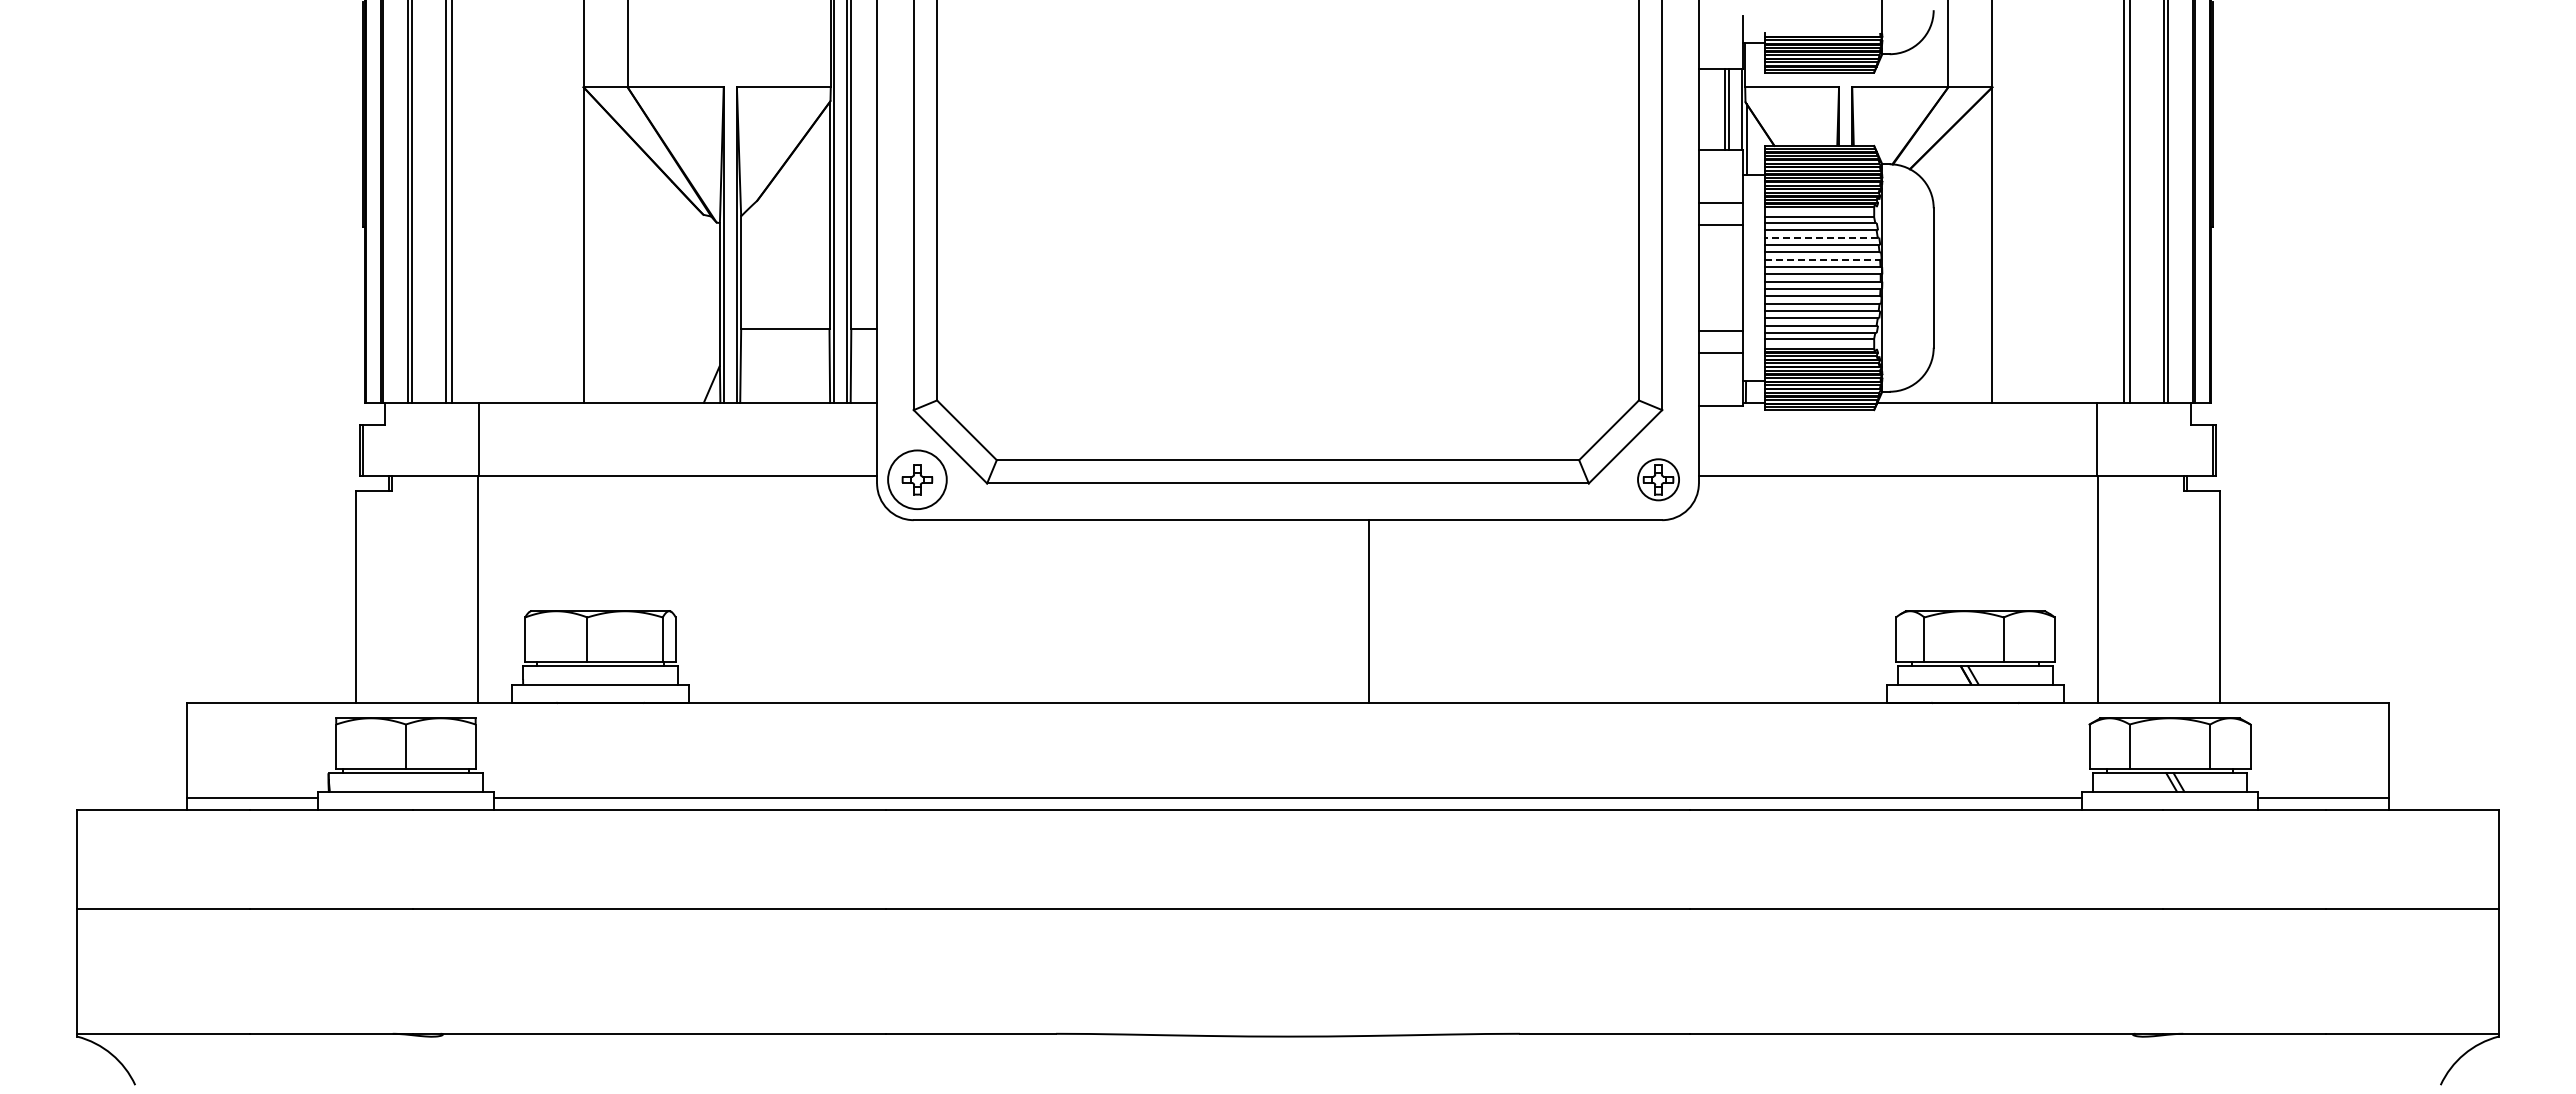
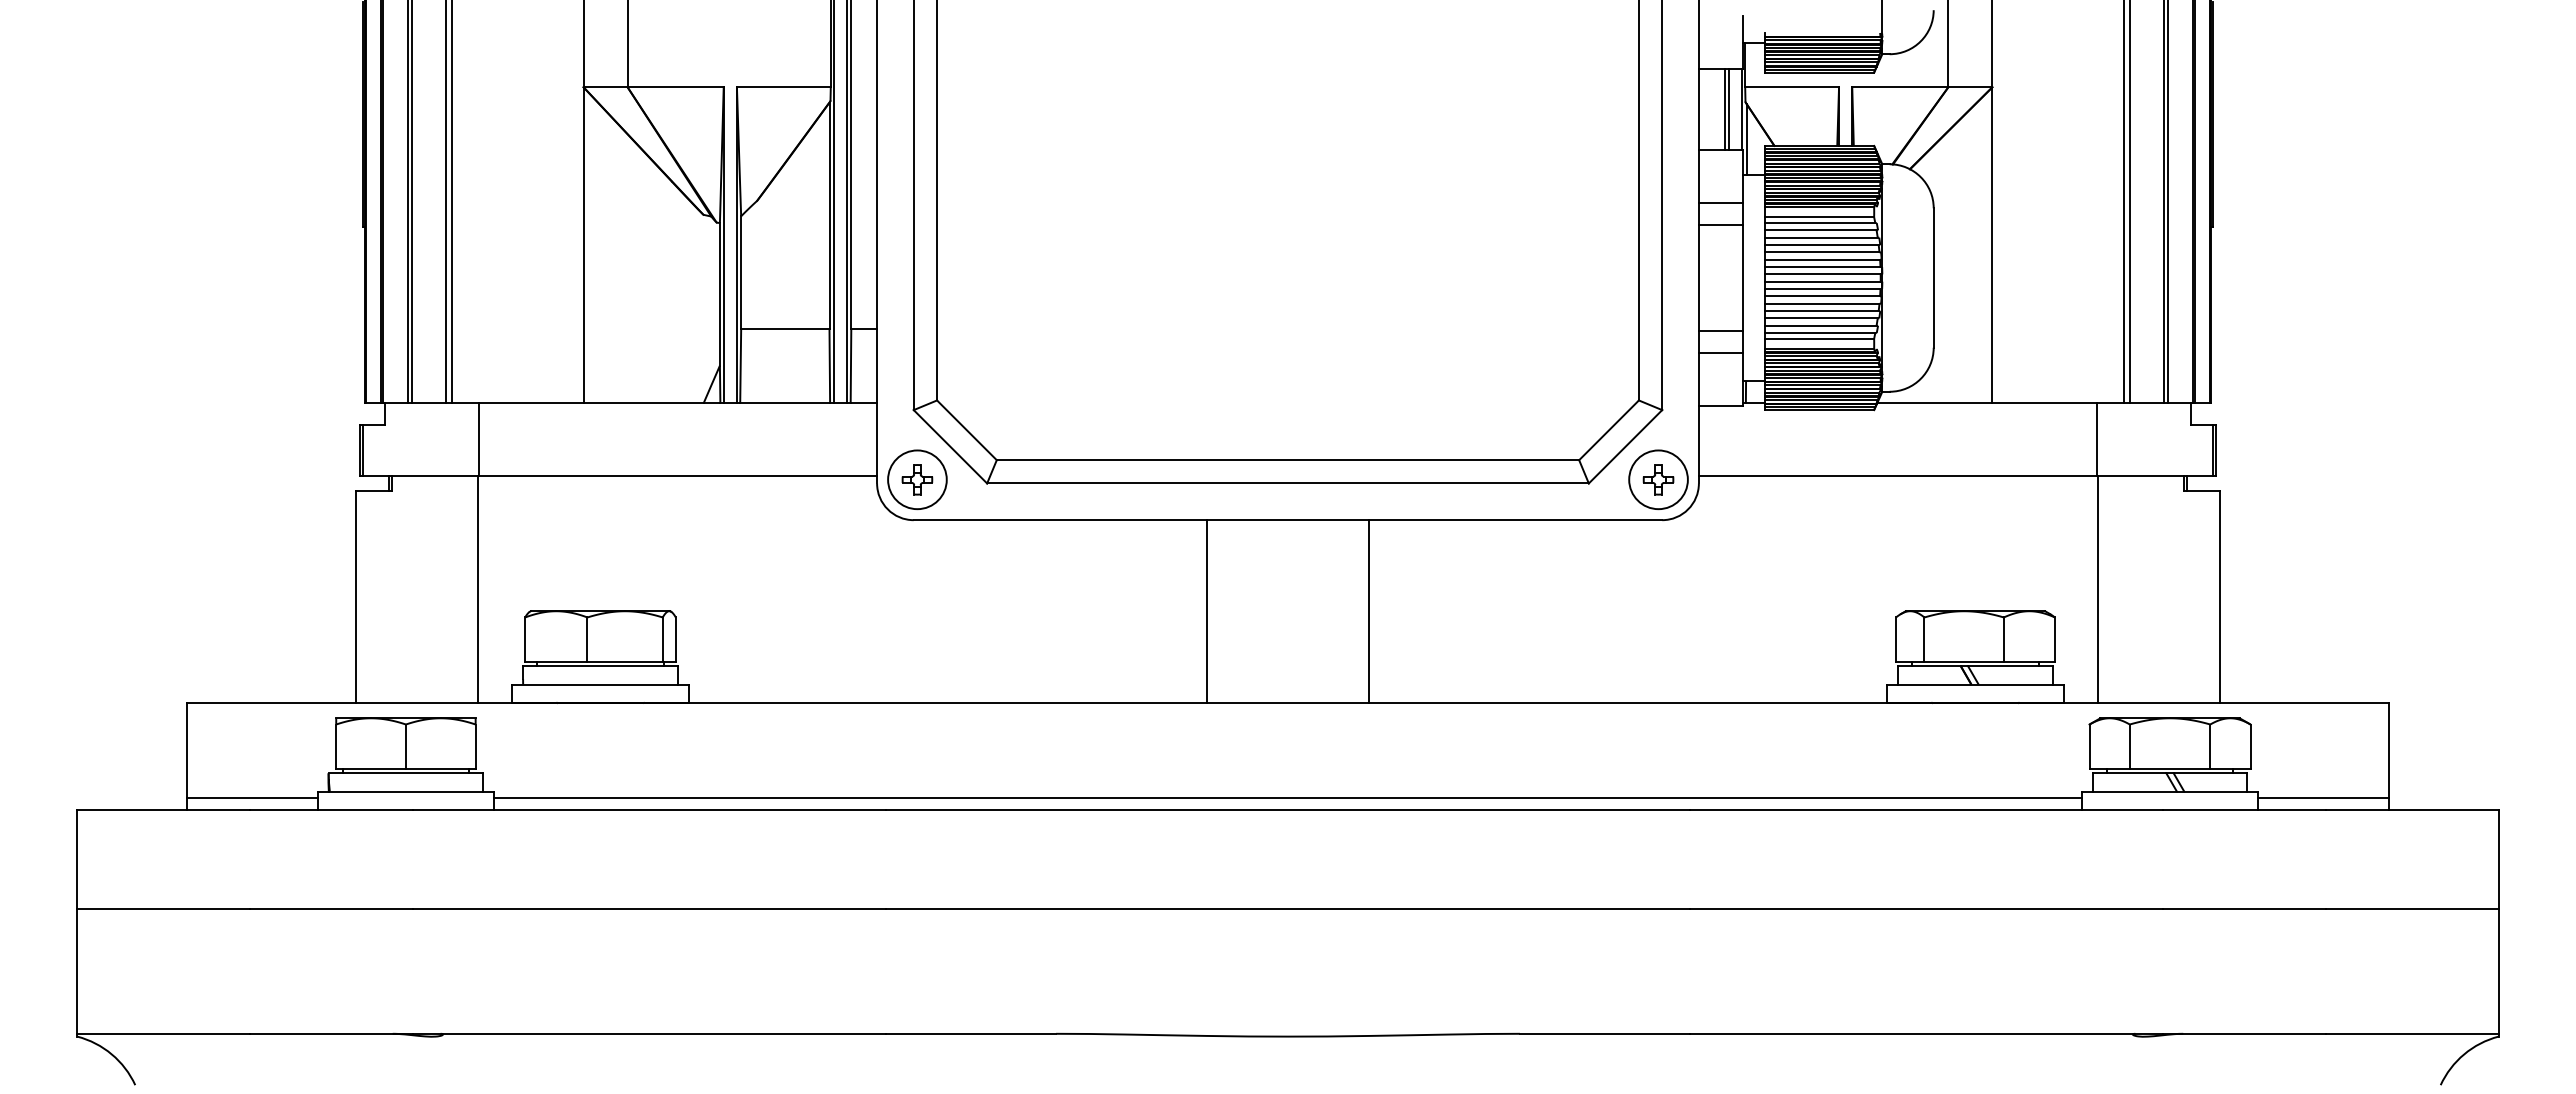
line: dashed -> solid (1820, 237)
line: dashed -> solid (1822, 259)
circle diameter: 41 px -> 59 px (1658, 479)
line: none -> present (1207, 611)
